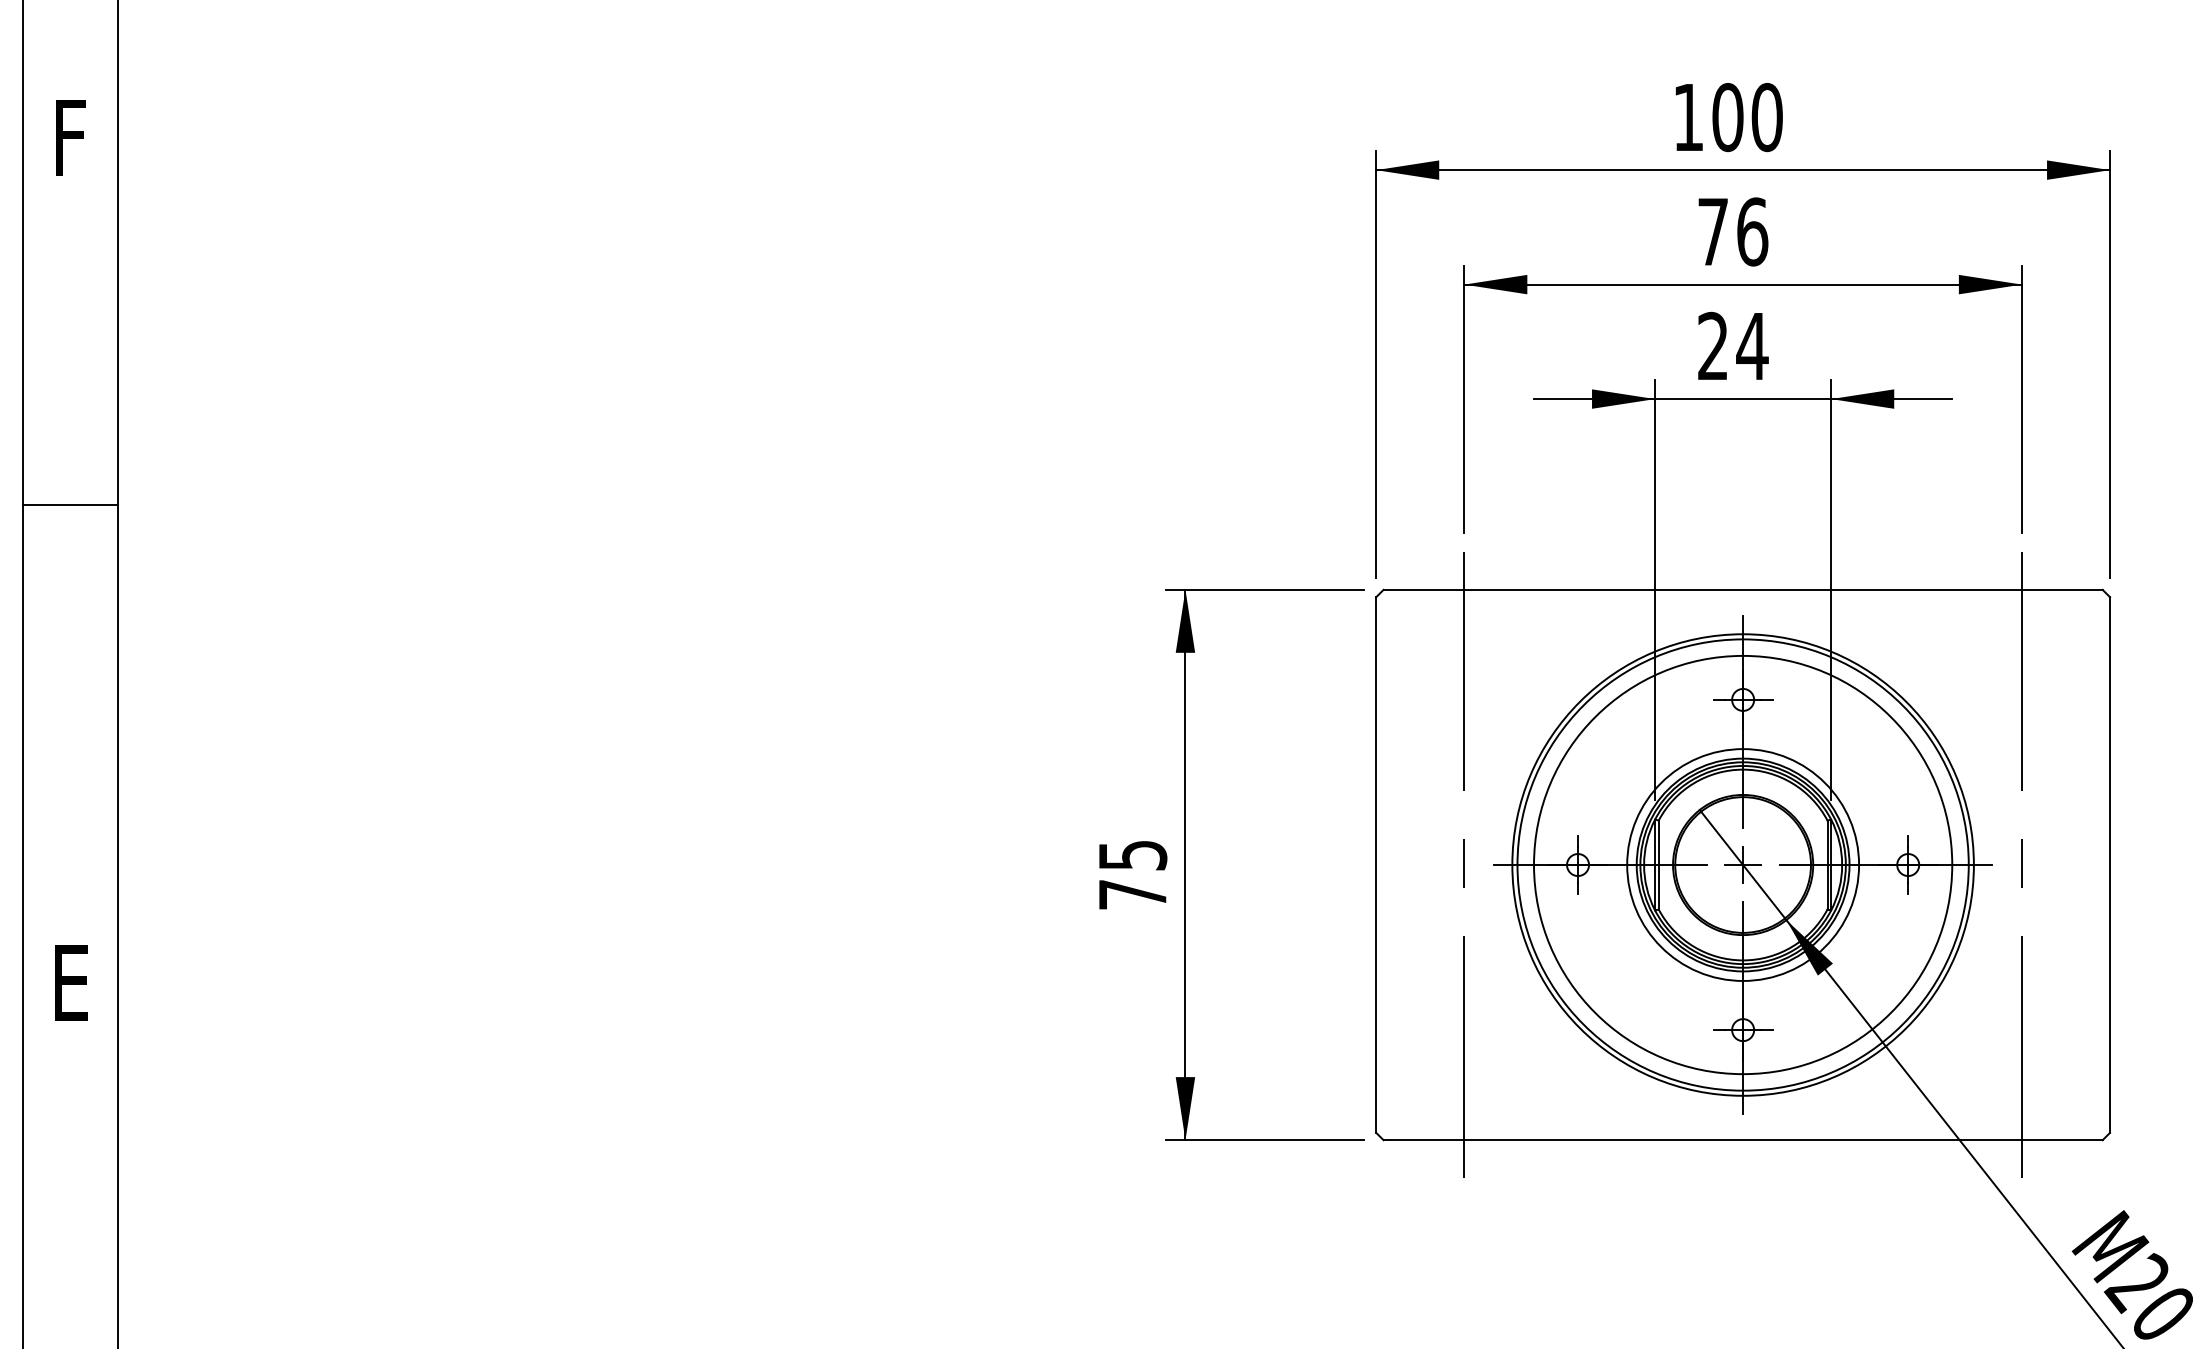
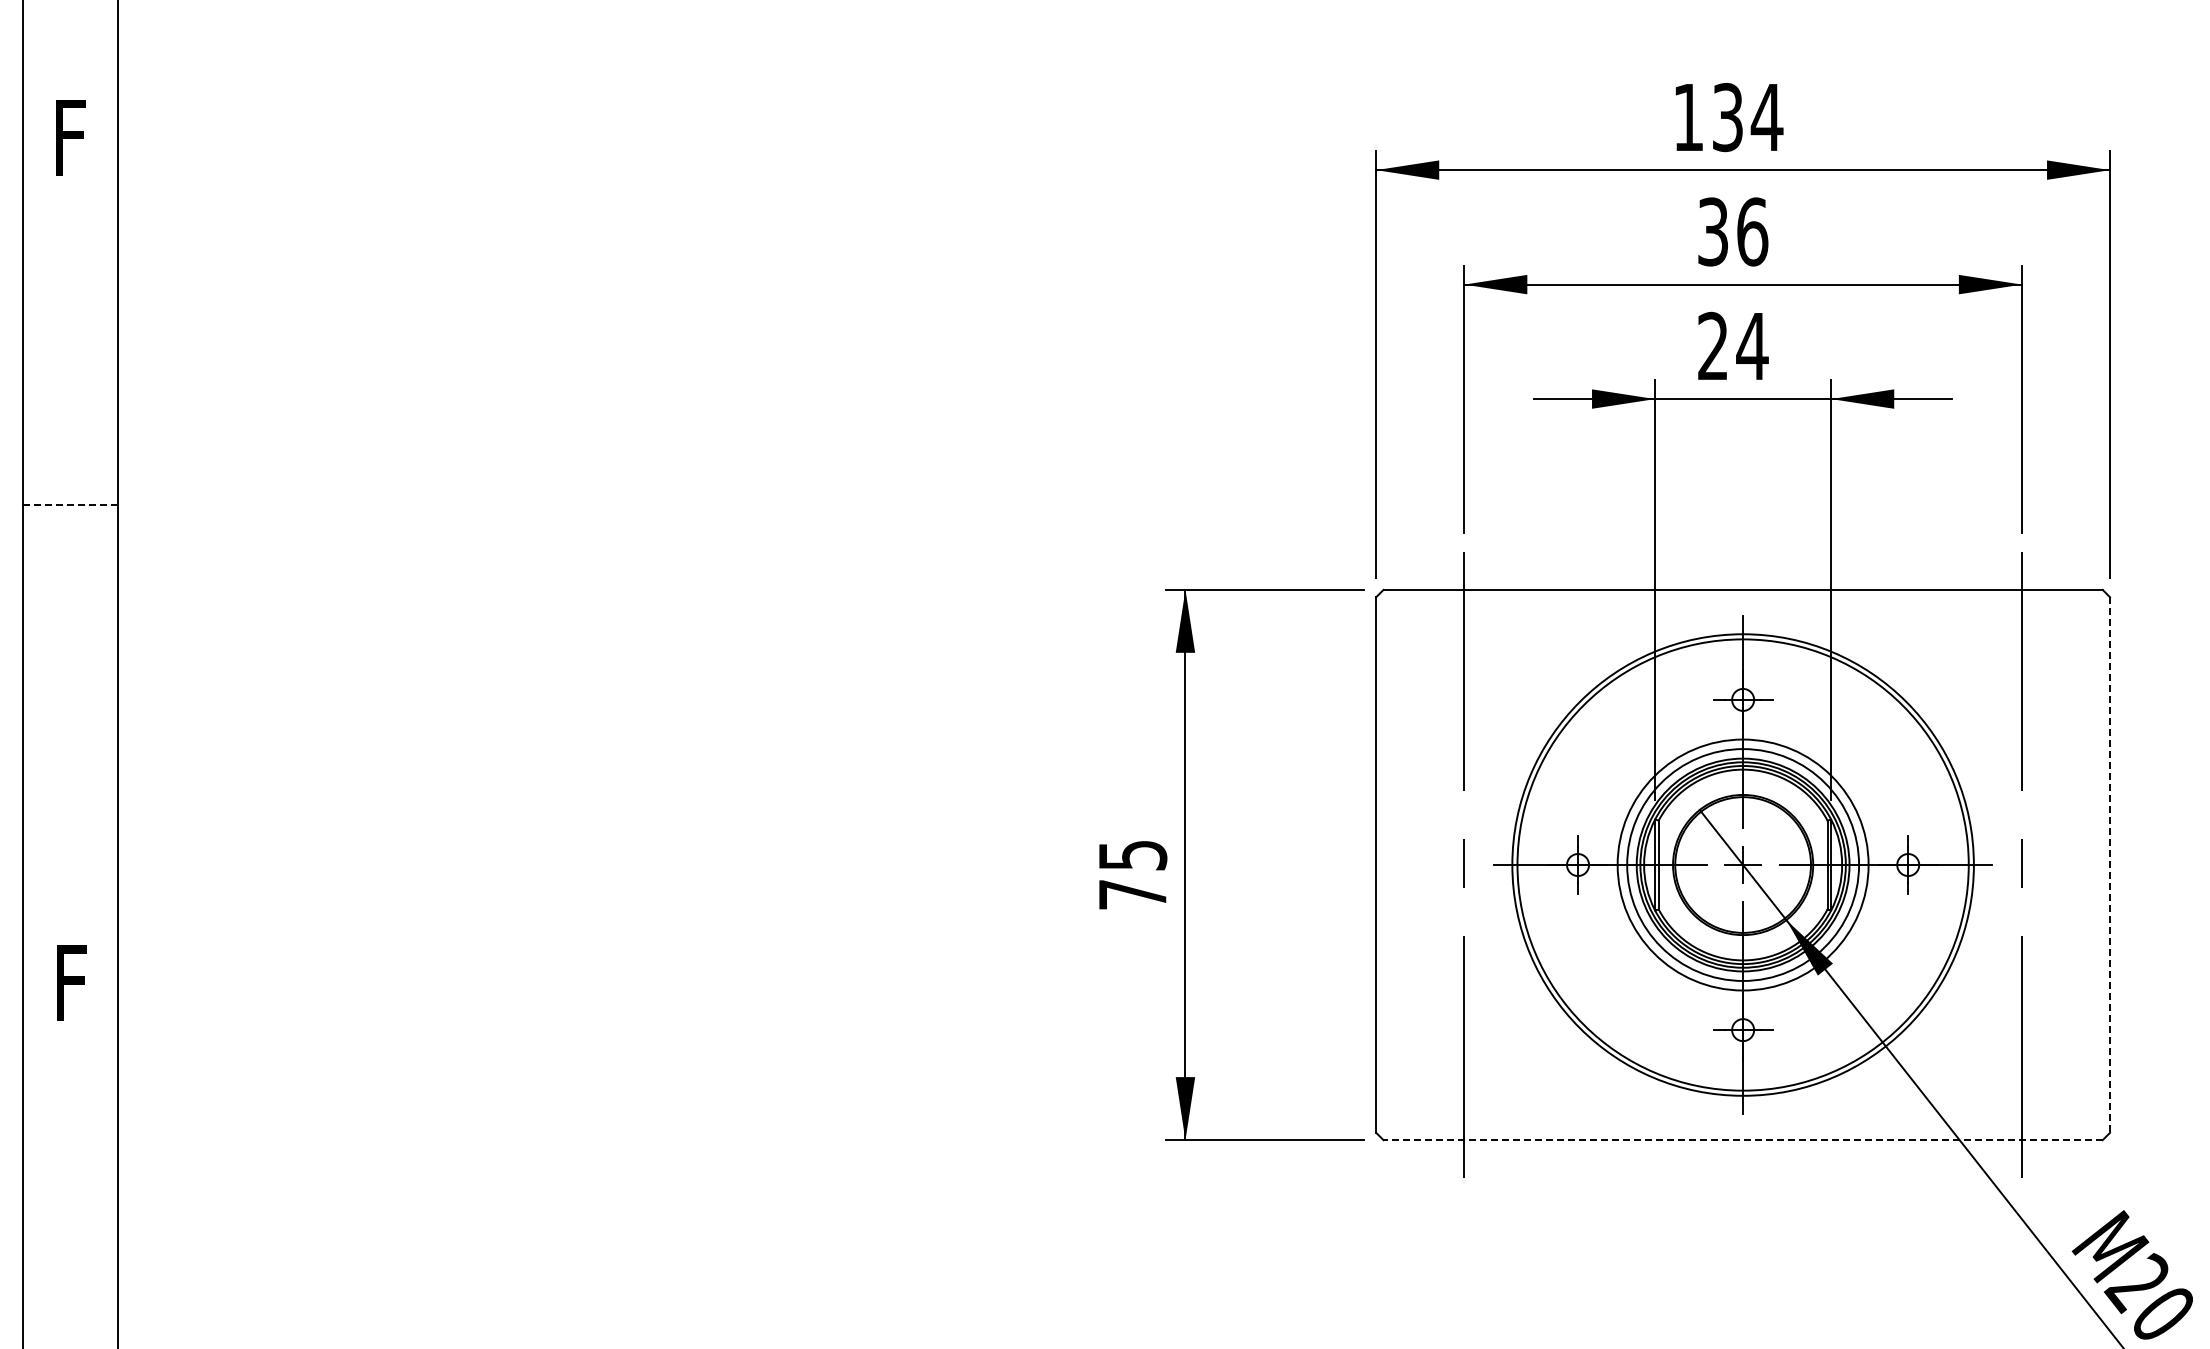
text: 100 -> 134 (1747, 117)
text: 76 -> 36 (1712, 231)
line: solid -> dashed (70, 505)
circle diameter: 418 px -> 251 px (1742, 864)
line: solid -> dashed (2110, 865)
text: E -> F (71, 982)
line: solid -> dashed (1743, 1140)
